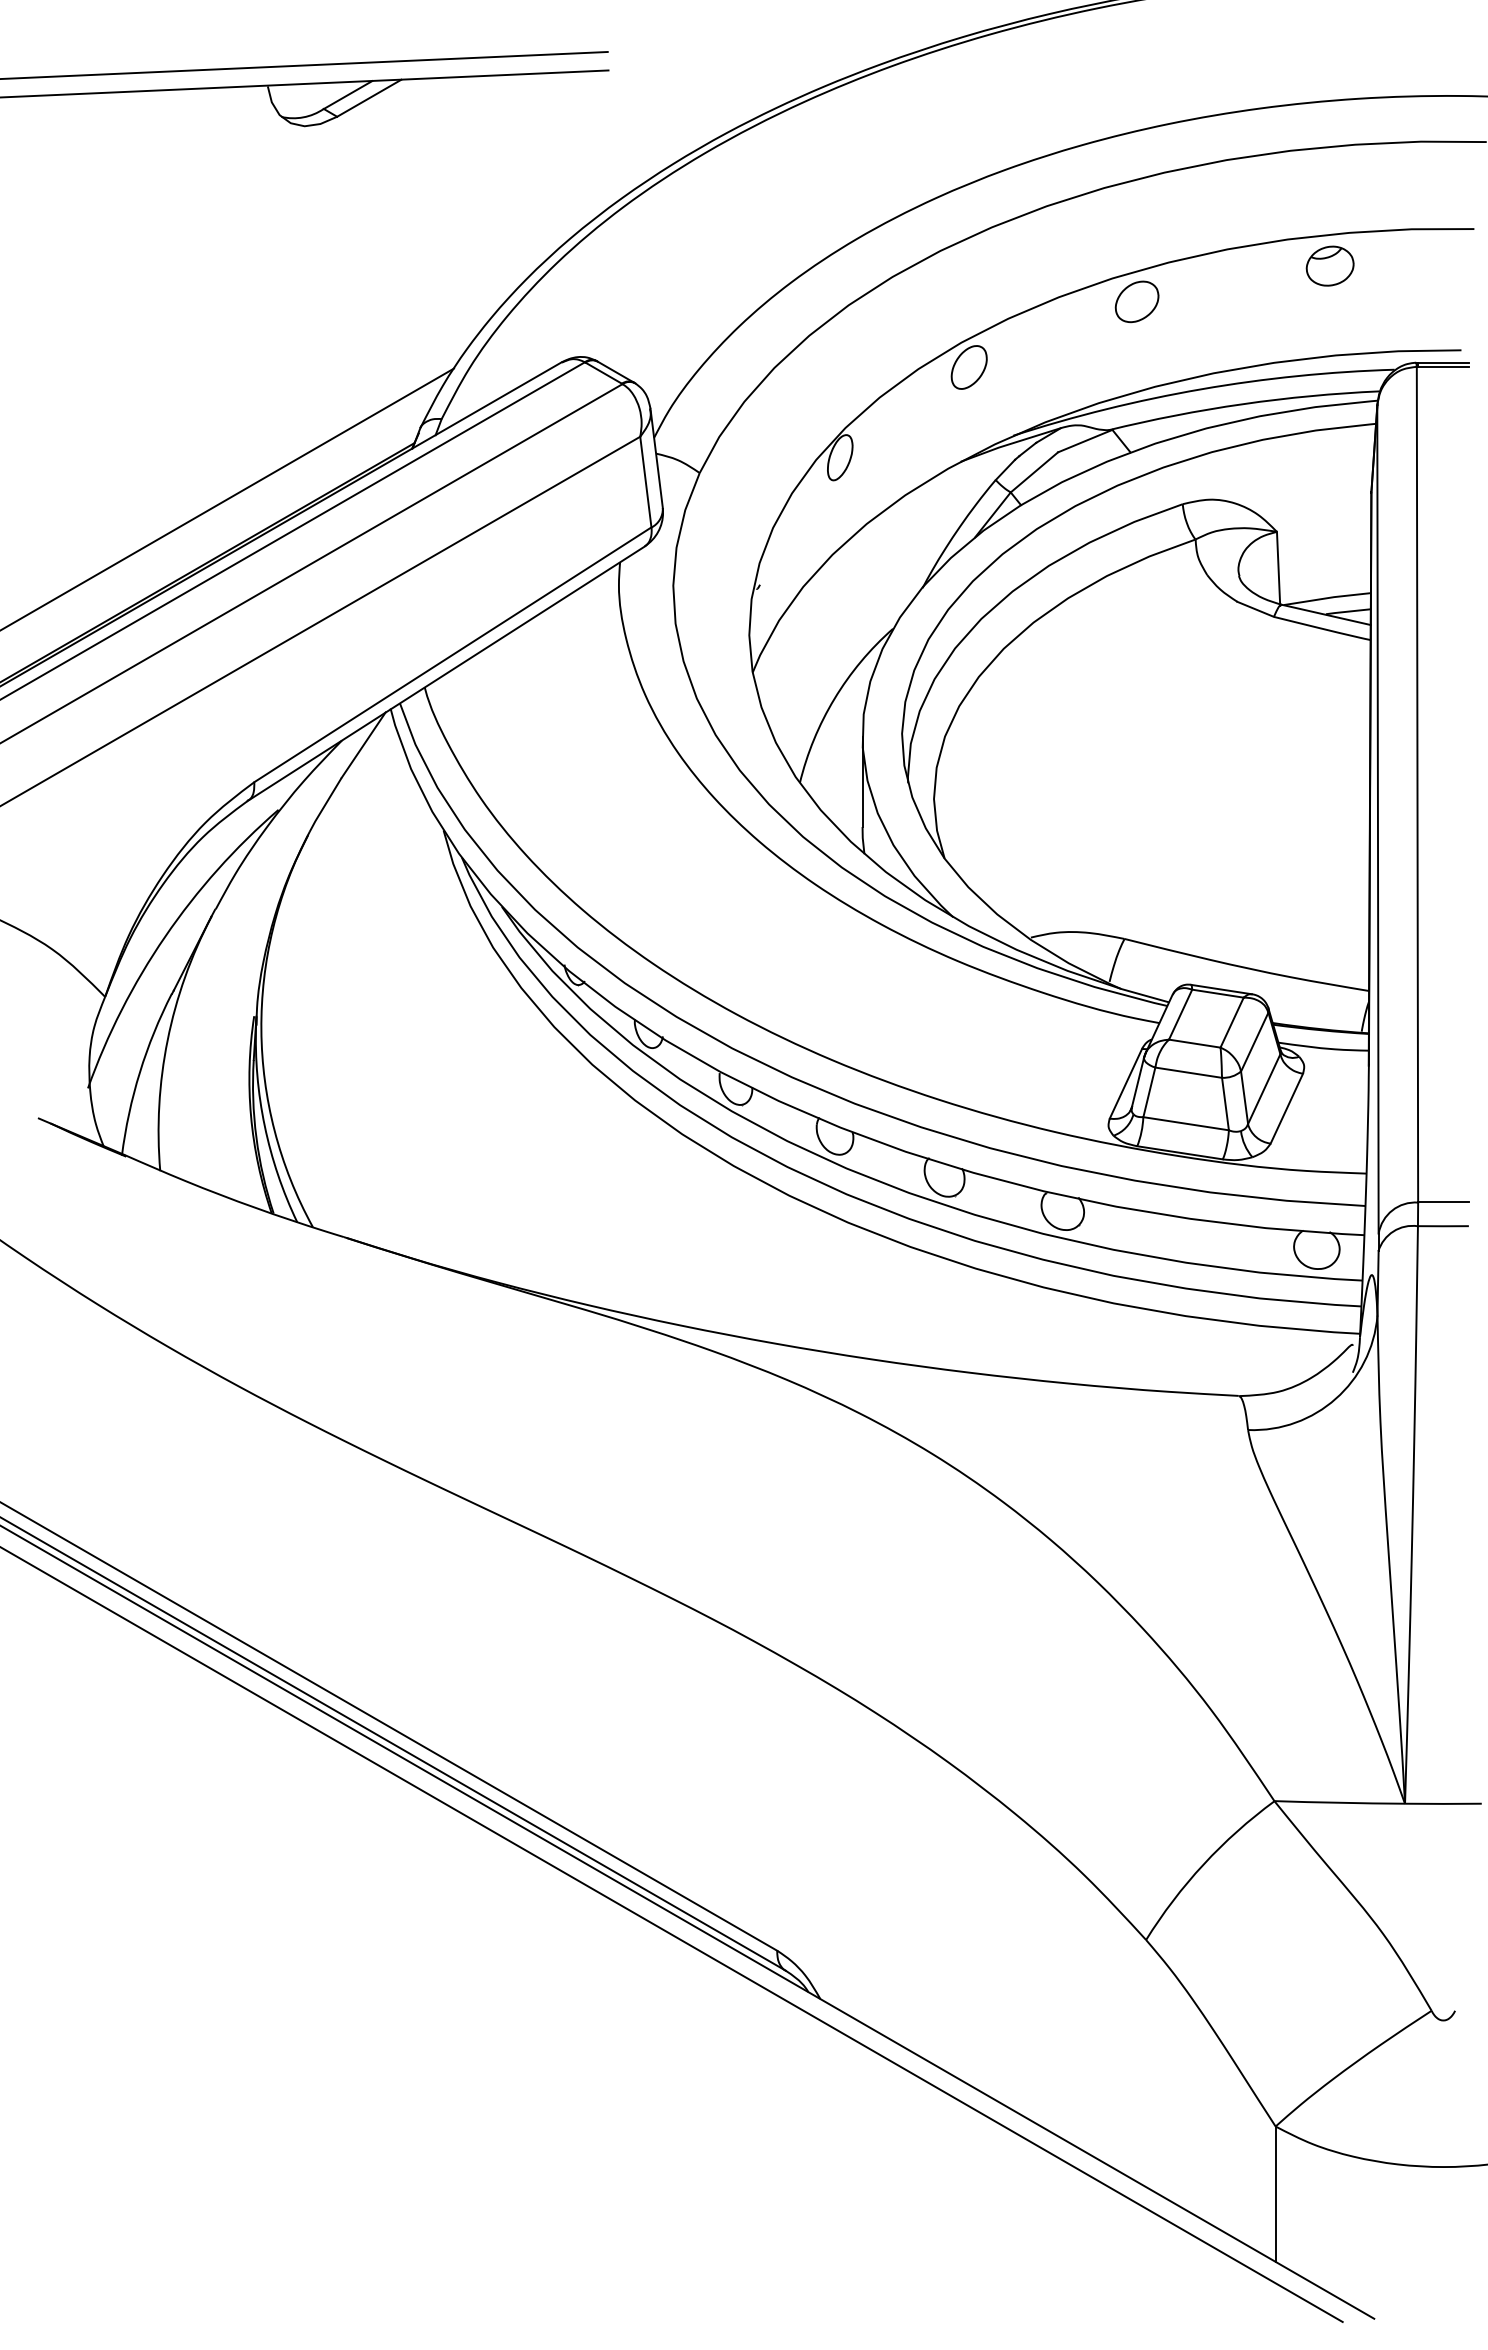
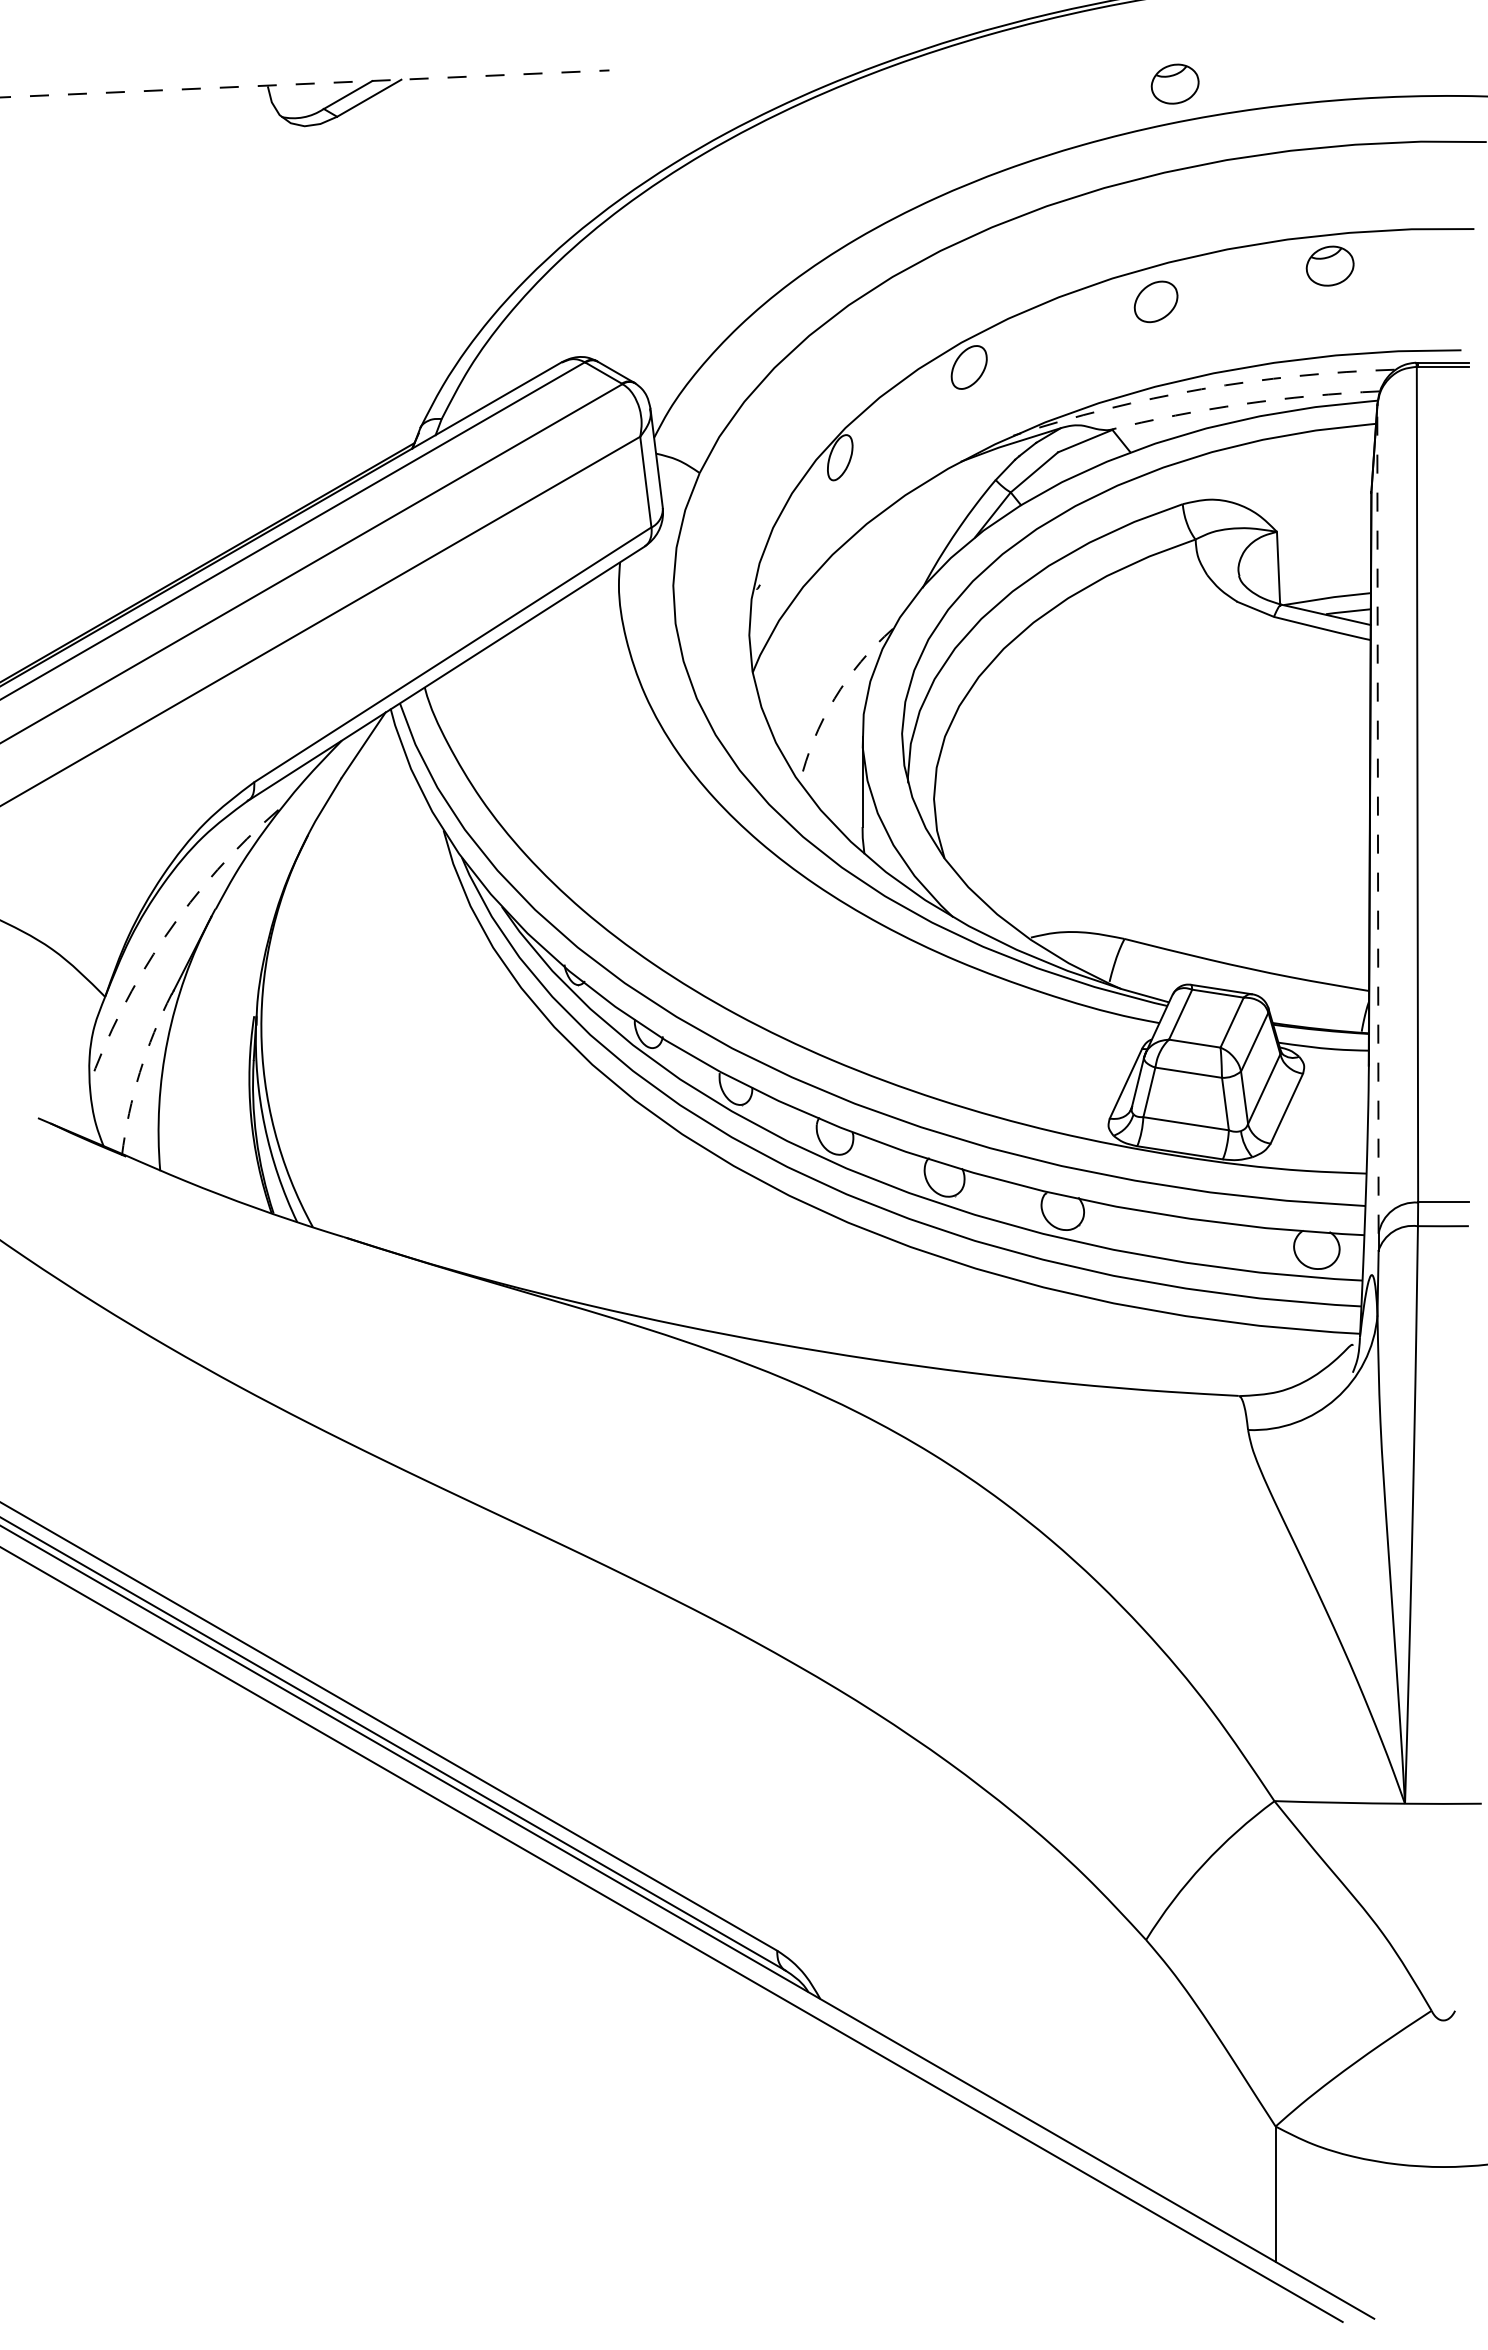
line: present -> none (304, 64)
line: solid -> dashed (304, 83)
part: none -> present (1174, 83)
part position: (1136, 301) -> (1155, 301) (1155, 301)
arc: solid -> dashed (1201, 389)
arc: solid -> dashed (1243, 404)
line: present -> none (228, 498)
arc: solid -> dashed (834, 698)
line: solid -> dashed (1377, 819)
arc: solid -> dashed (165, 936)
arc: solid -> dashed (139, 1072)
